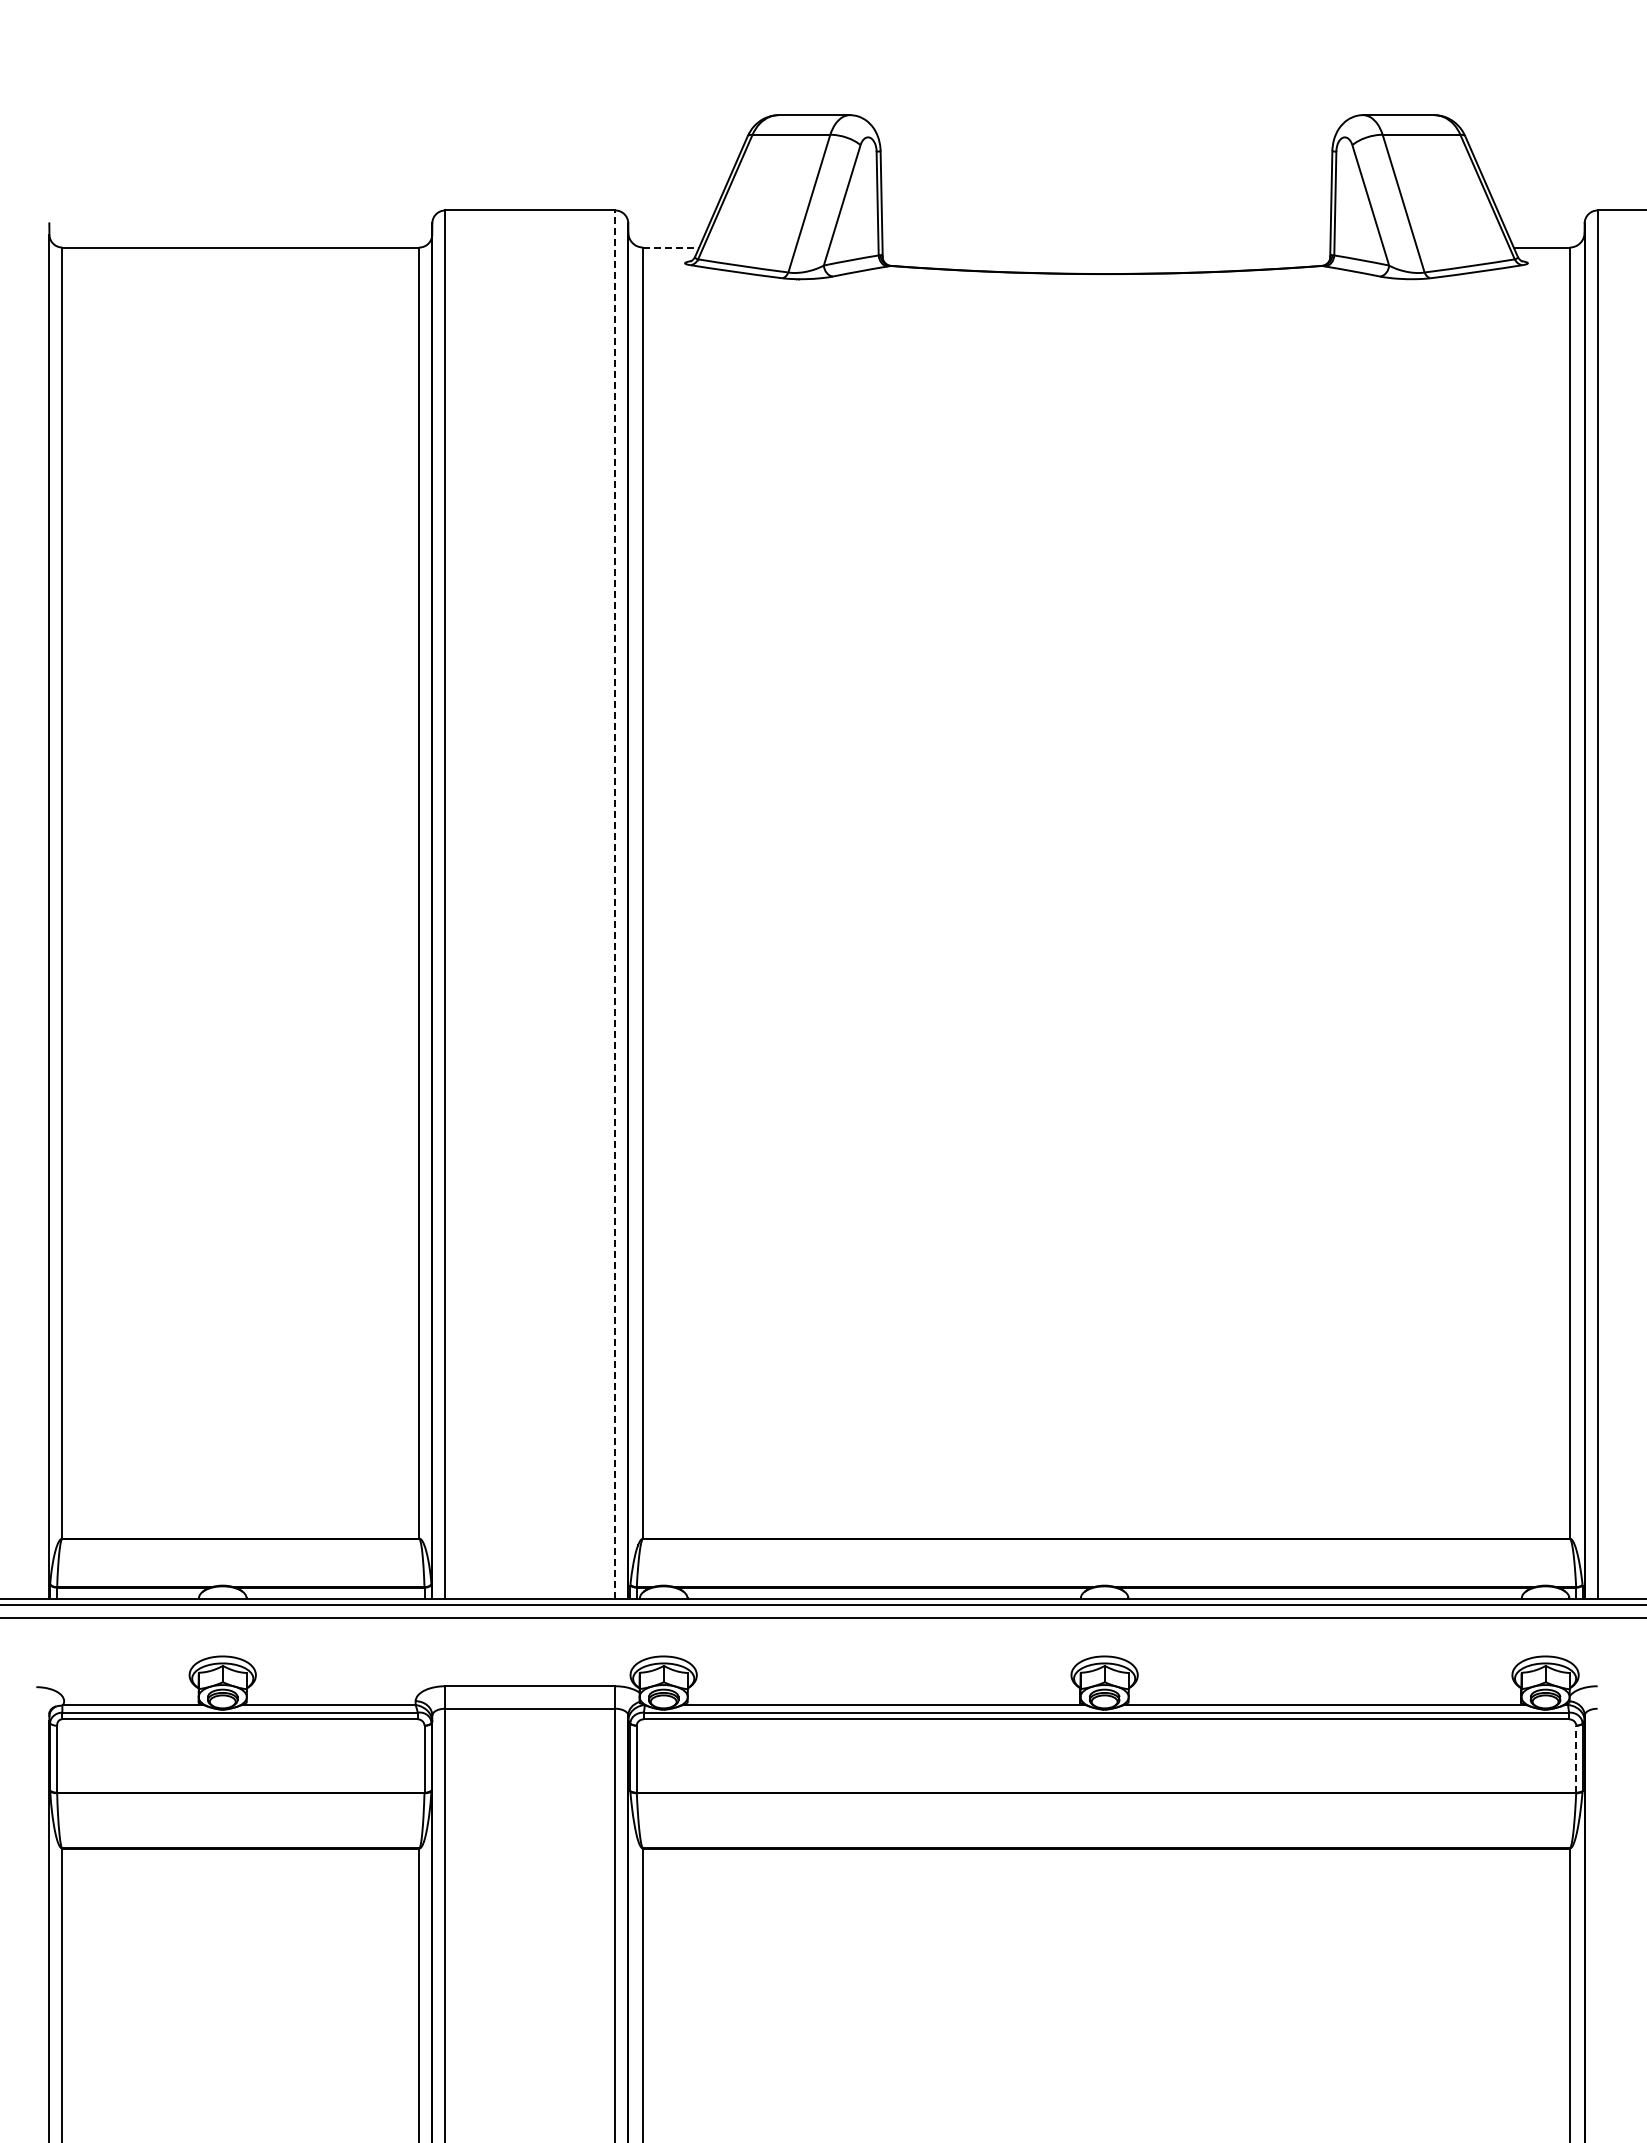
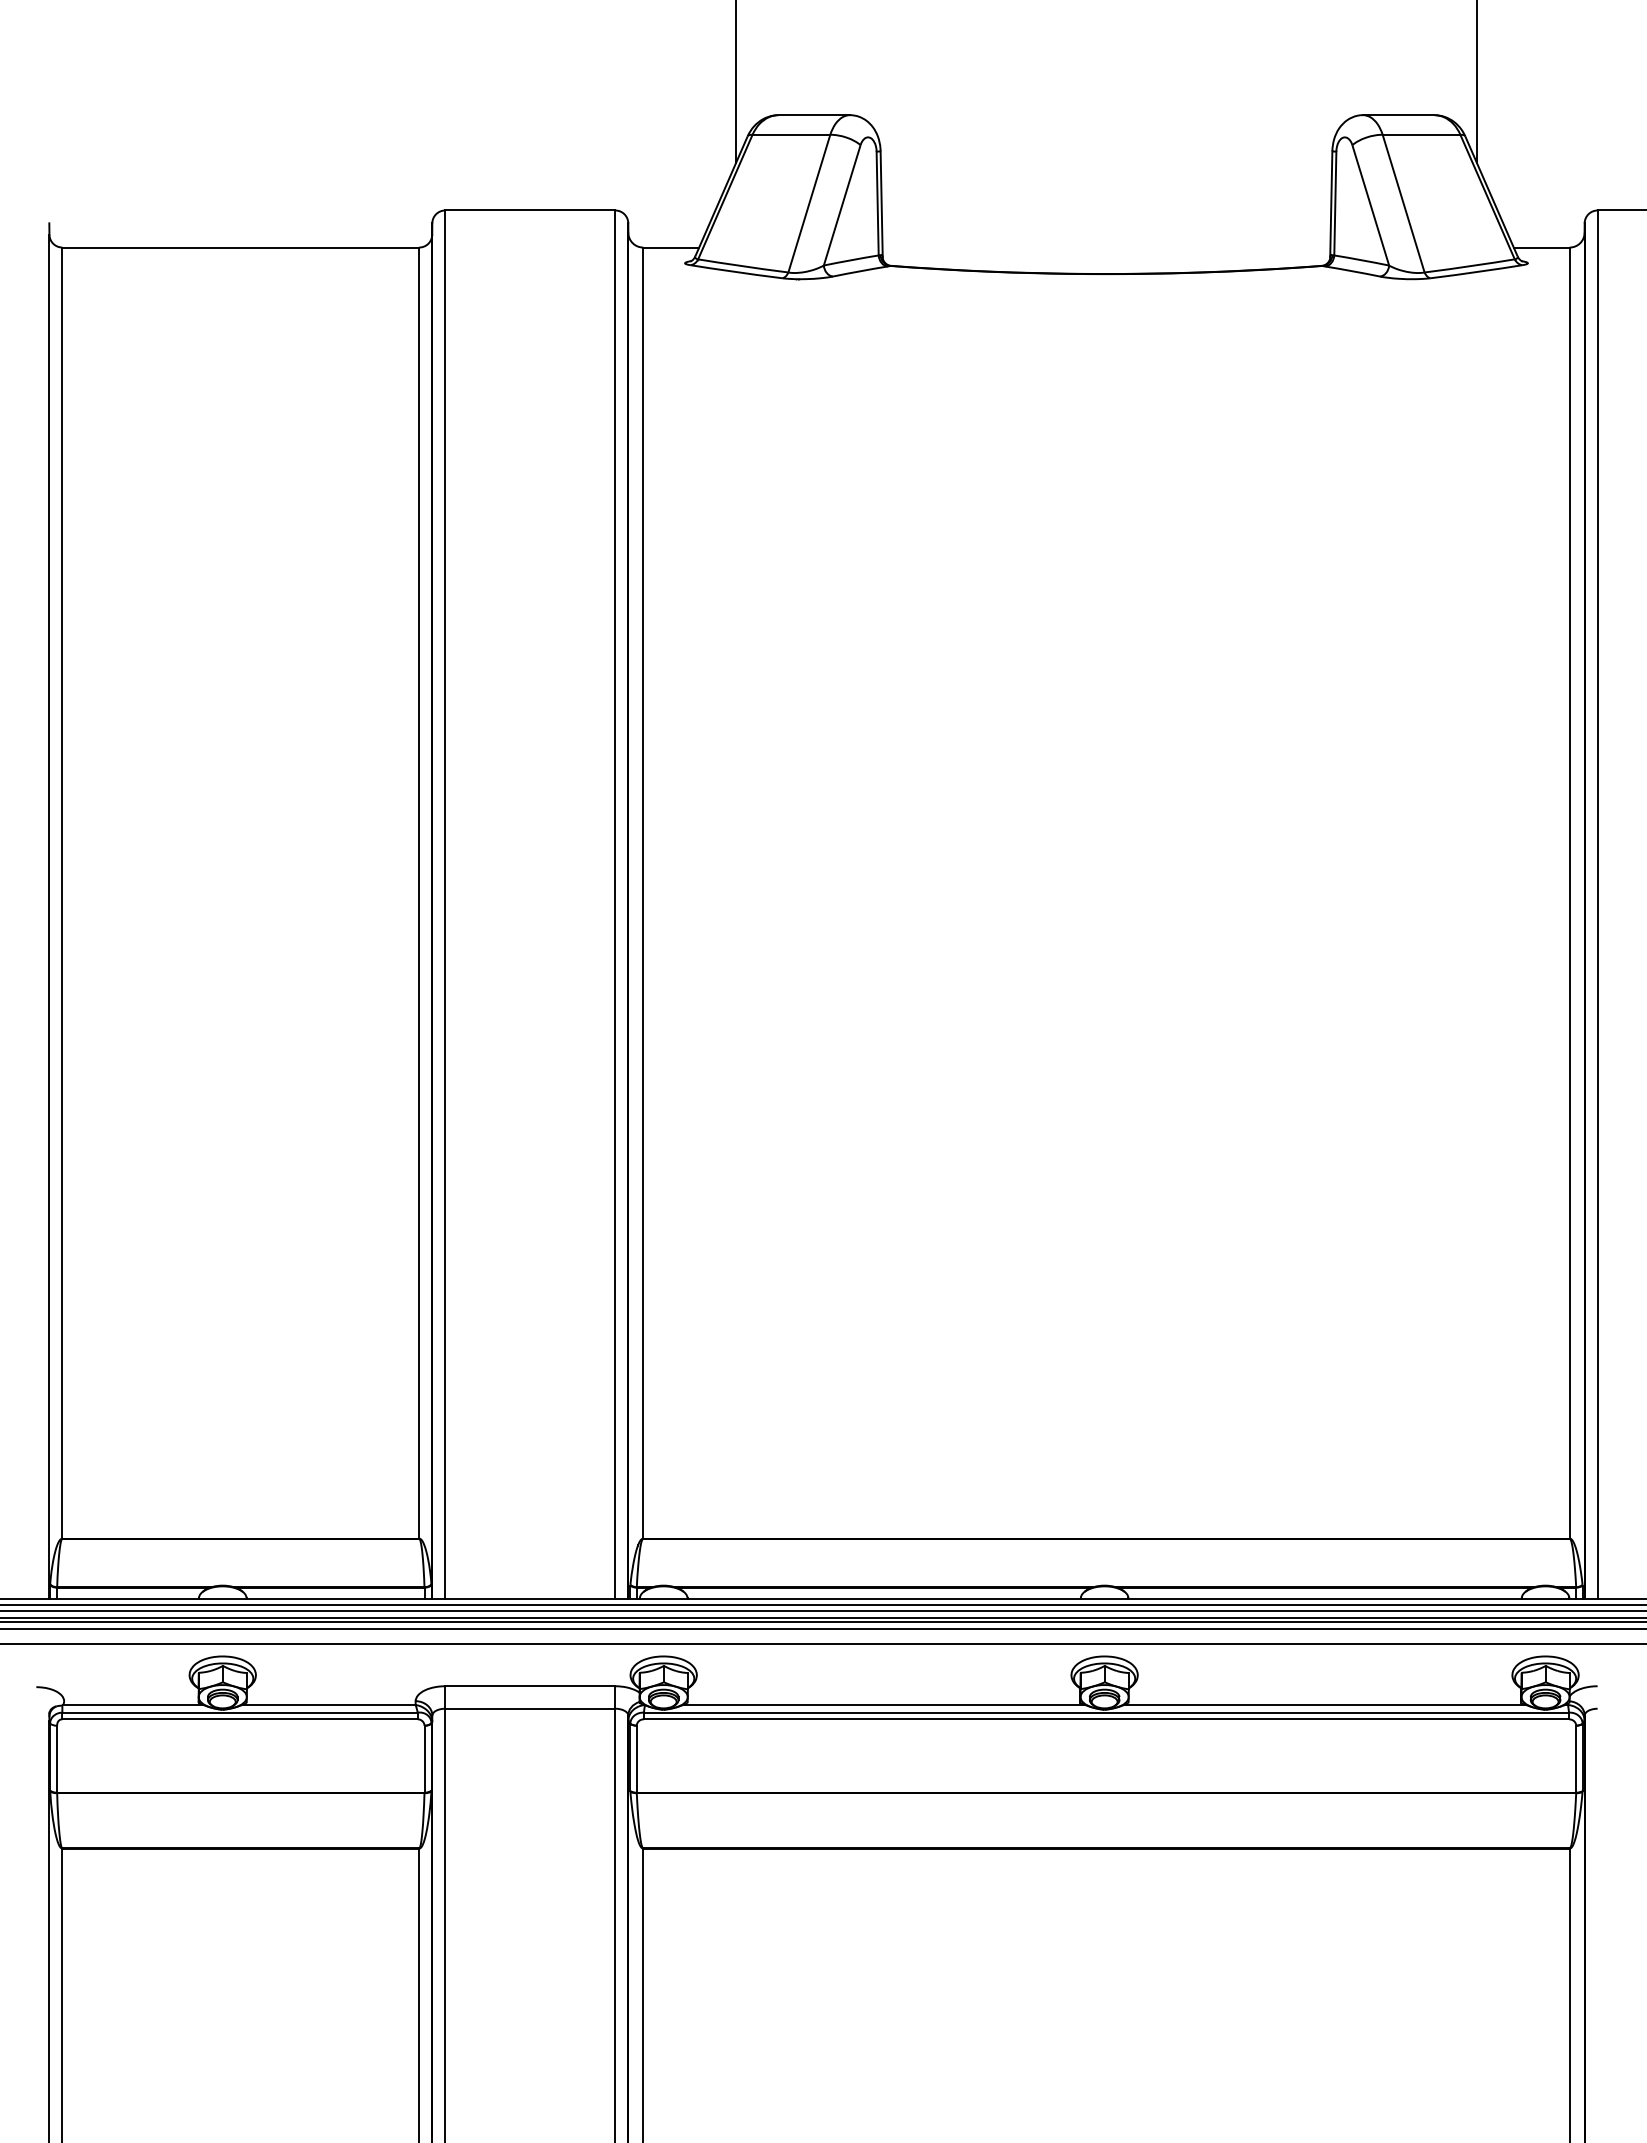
line: none -> present (735, 82)
line: none -> present (1477, 82)
line: dashed -> solid (671, 247)
line: dashed -> solid (615, 904)
line: none -> present (822, 1611)
line: none -> present (822, 1622)
line: none -> present (822, 1628)
line: none -> present (822, 1643)
line: dashed -> solid (1576, 1758)
